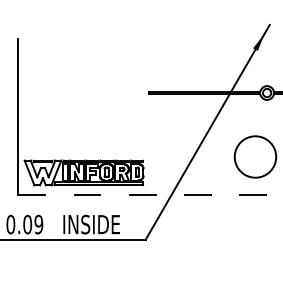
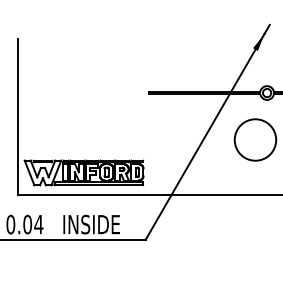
circle position: (255, 156) -> (255, 139) (255, 139)
line: dashed -> solid (150, 195)
text: 0.09 -> 0.04 (38, 224)
